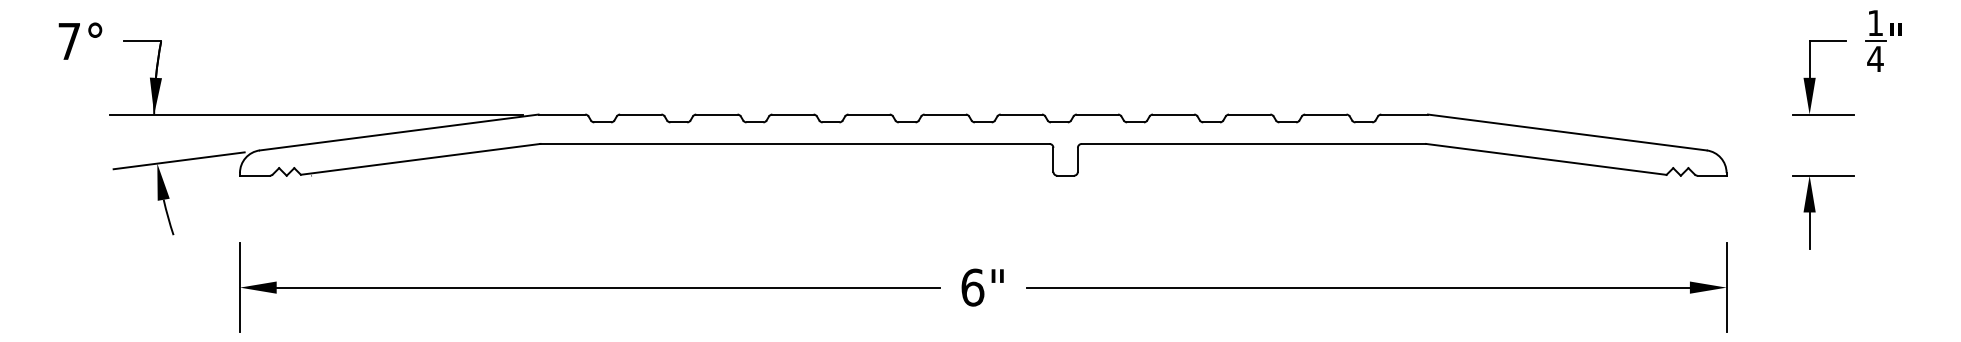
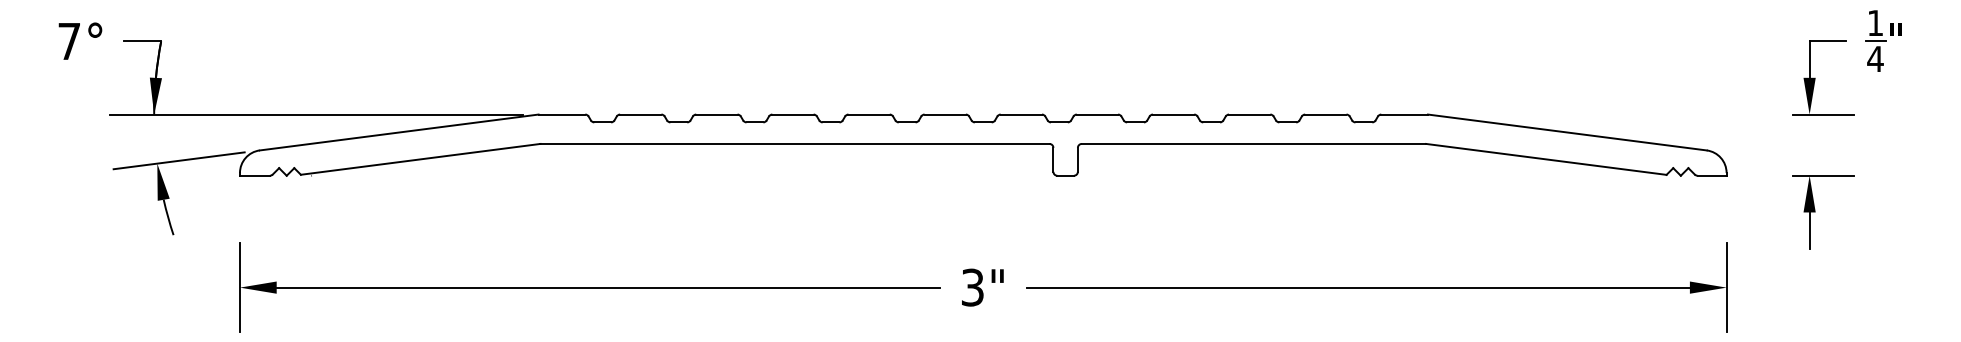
text: 6" -> 3" (972, 287)
